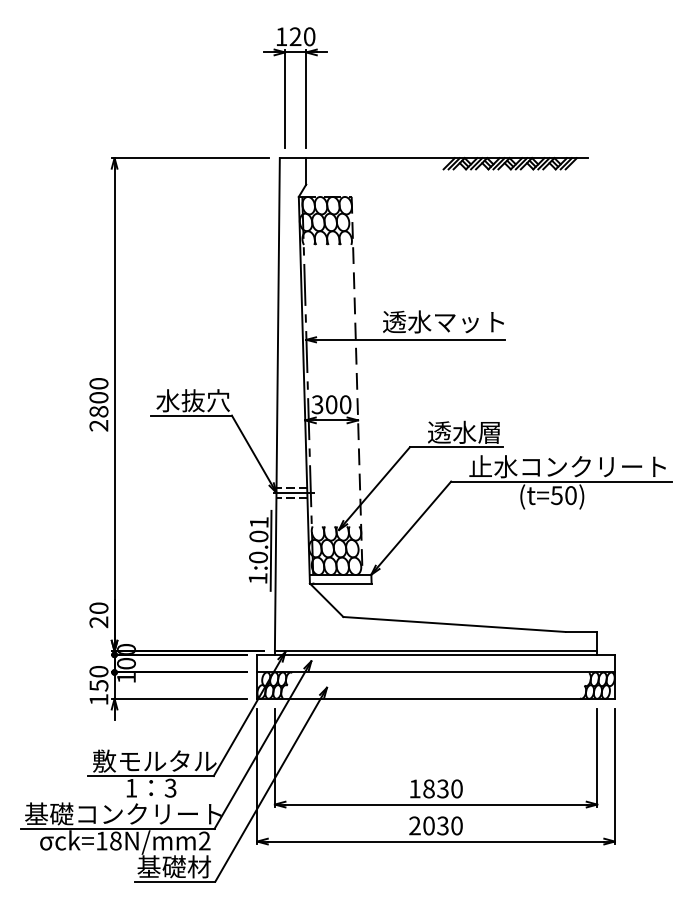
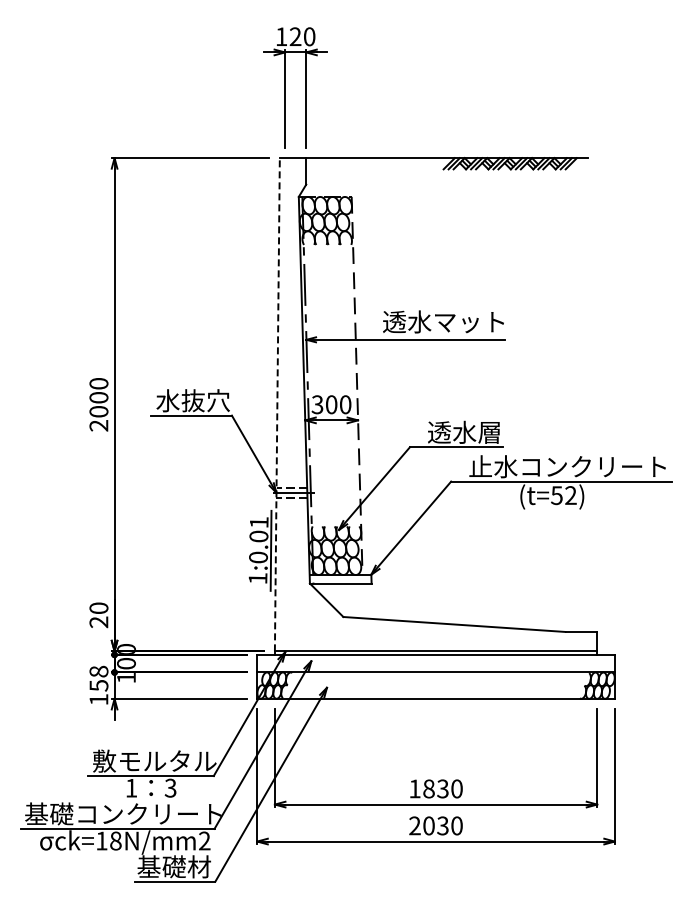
line: solid -> dashed (277, 404)
text: 2800 -> 2000 (99, 411)
text: (t=50) -> (t=52) (570, 495)
text: 150 -> 158 (99, 671)
